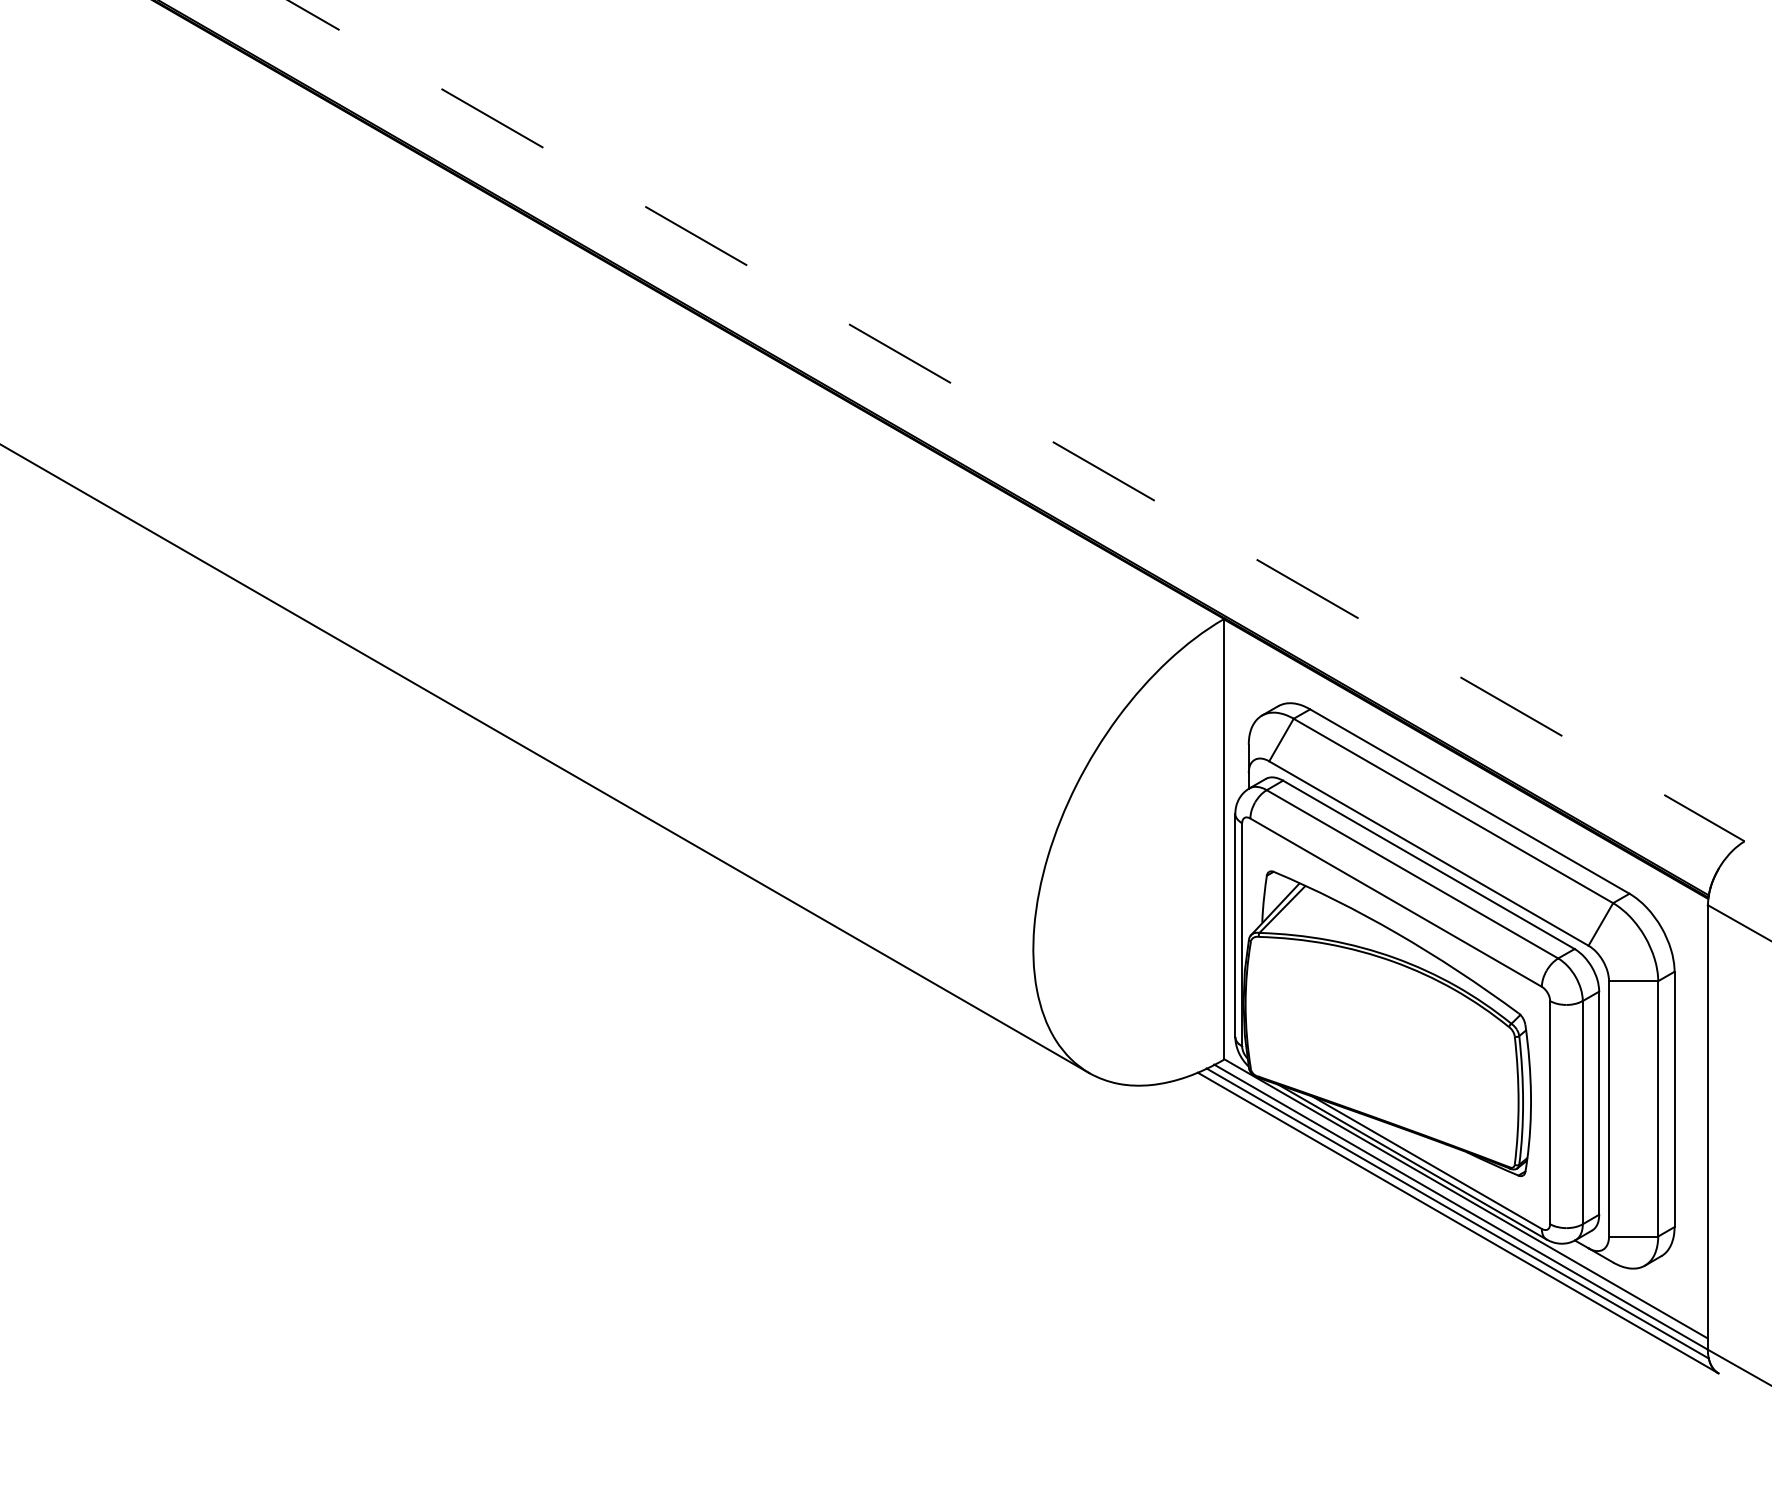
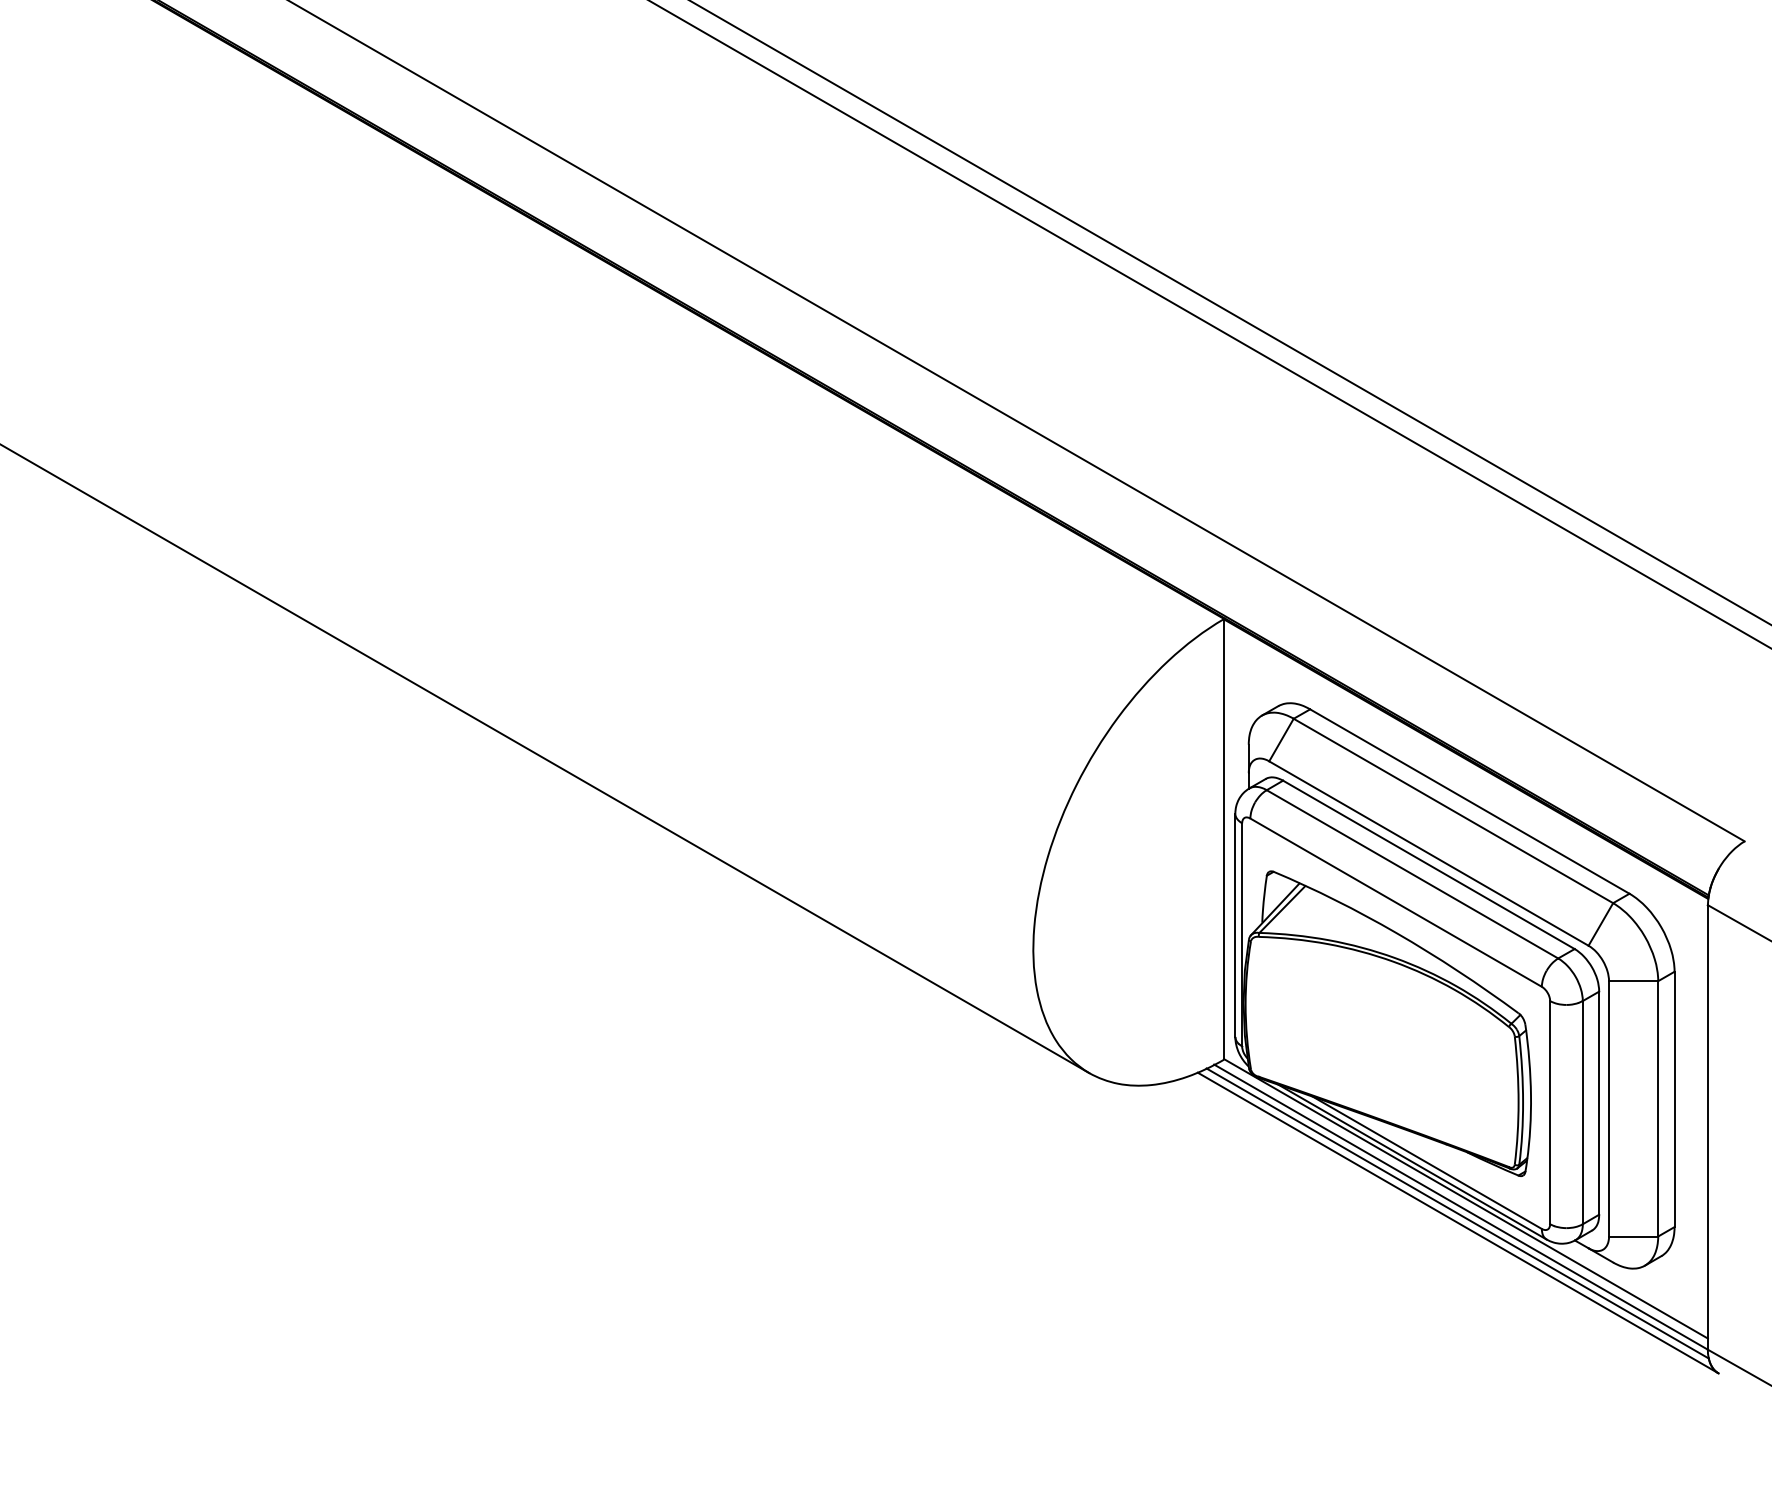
line: none -> present (1230, 312)
line: none -> present (1209, 324)
line: dashed -> solid (1016, 420)
